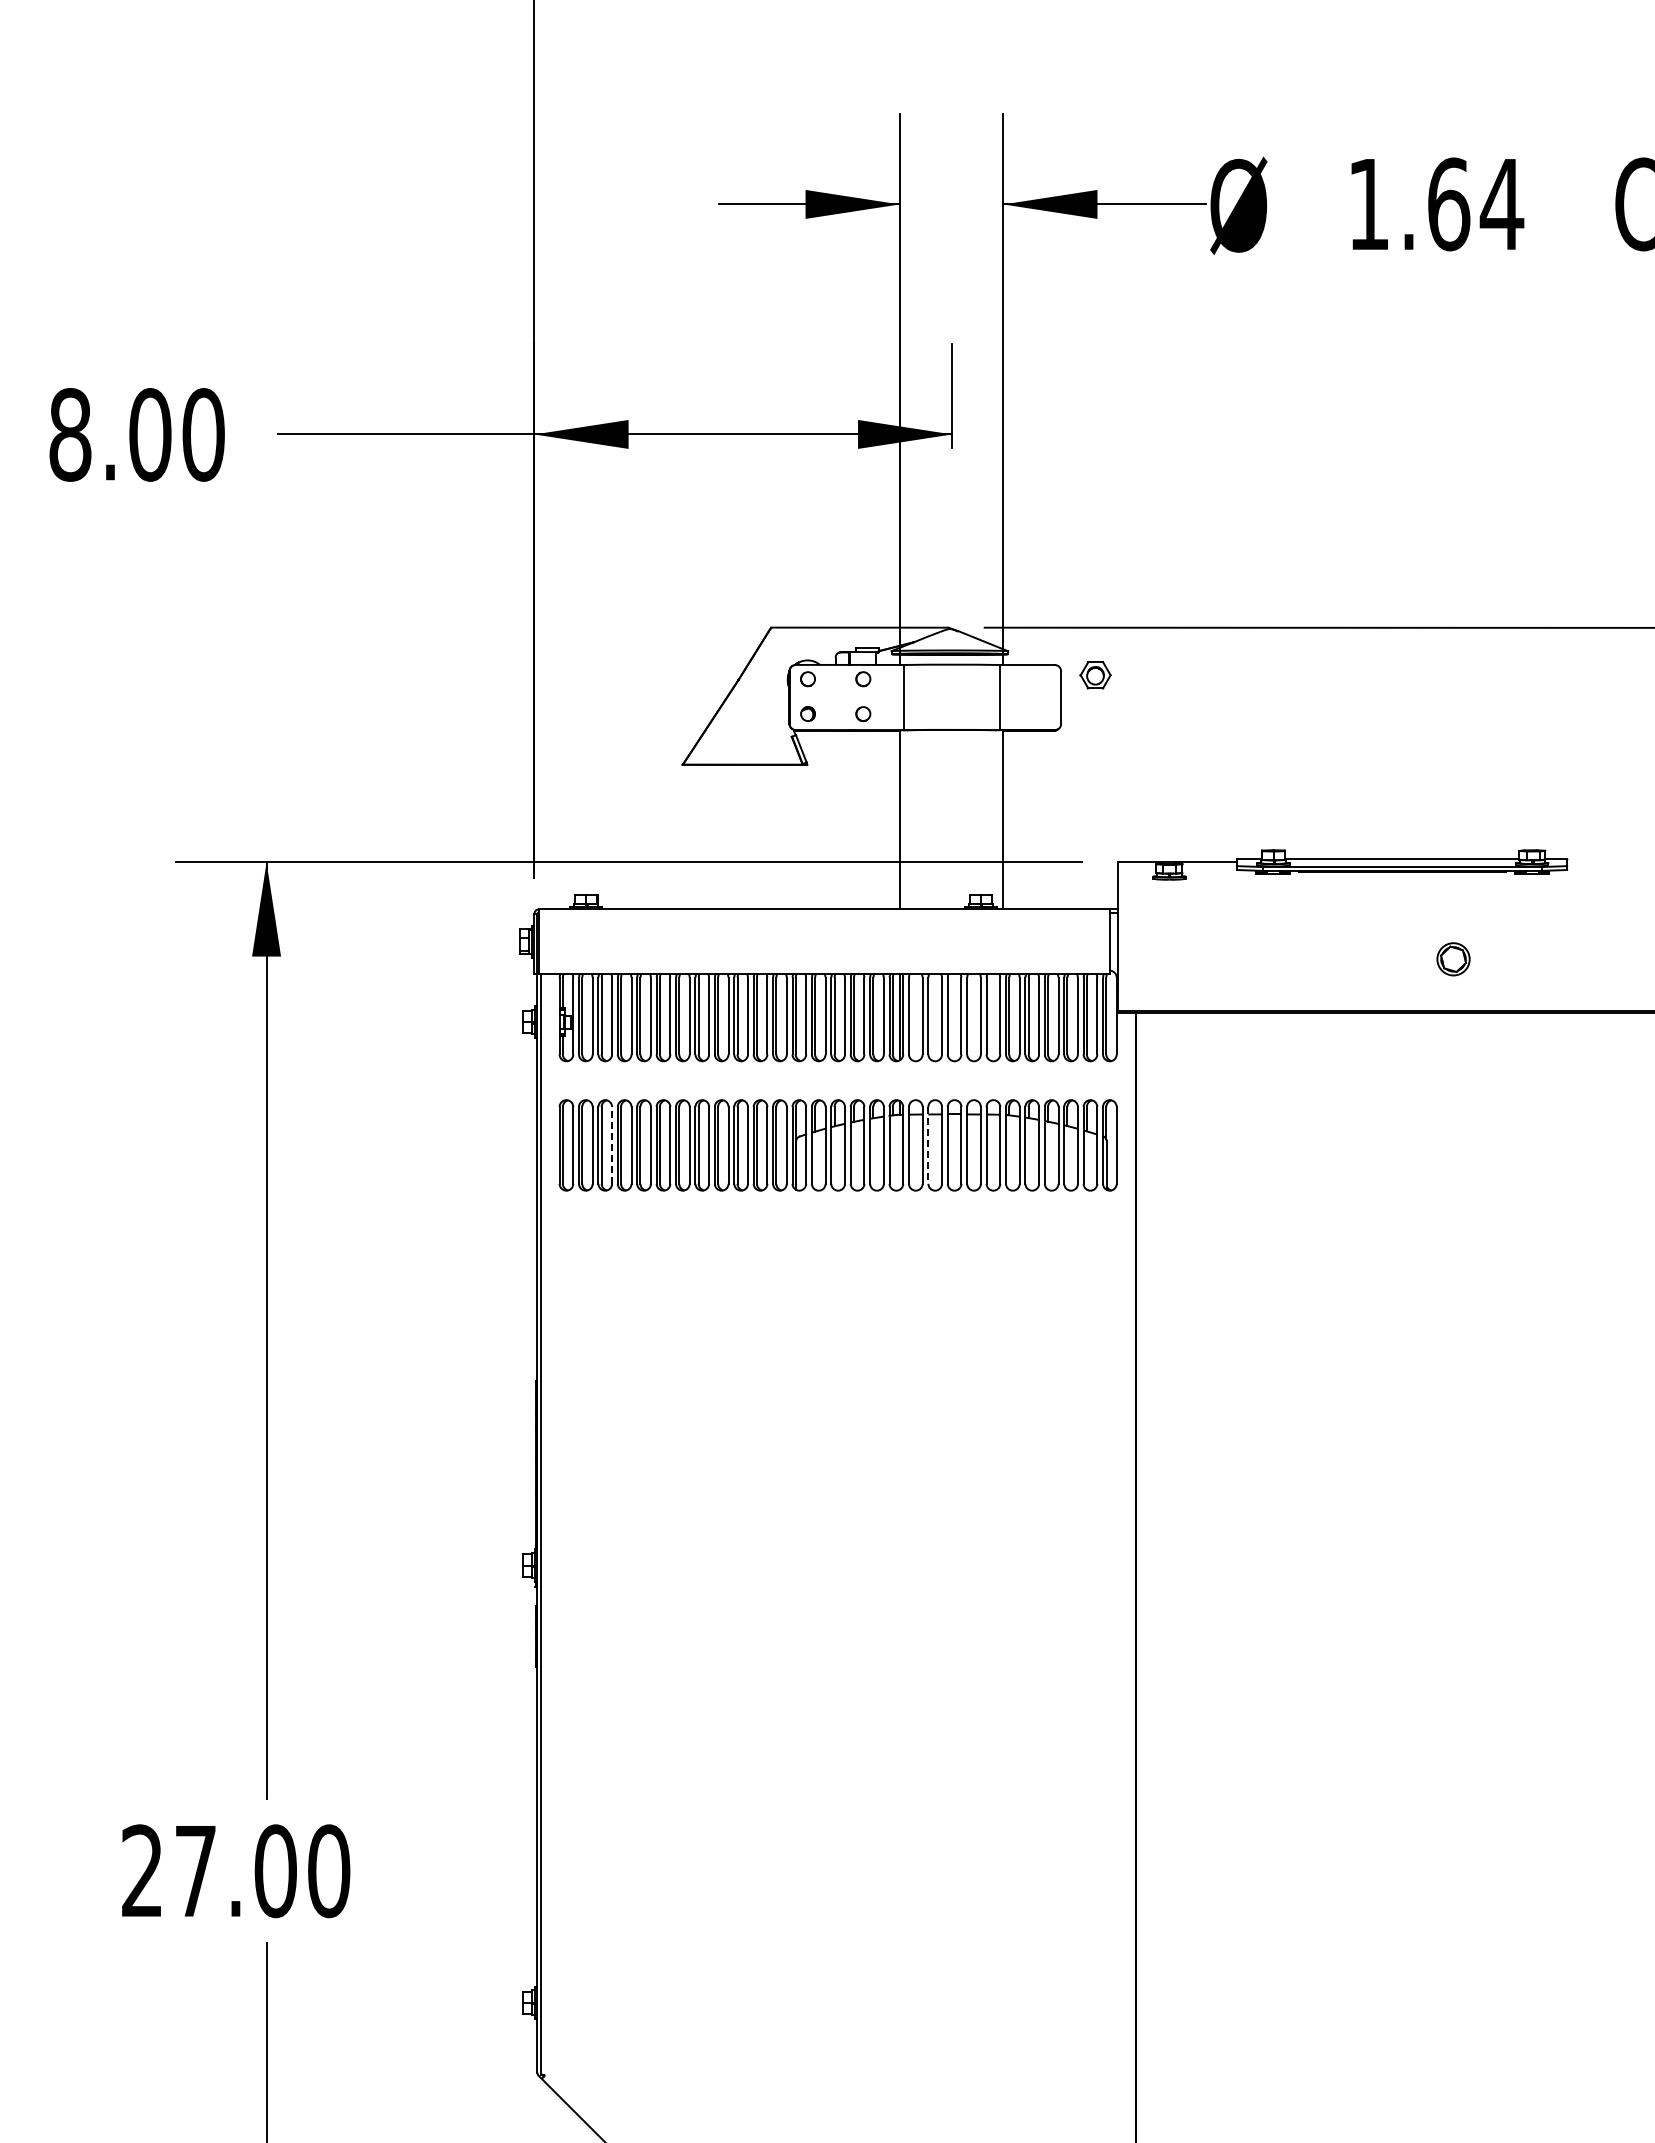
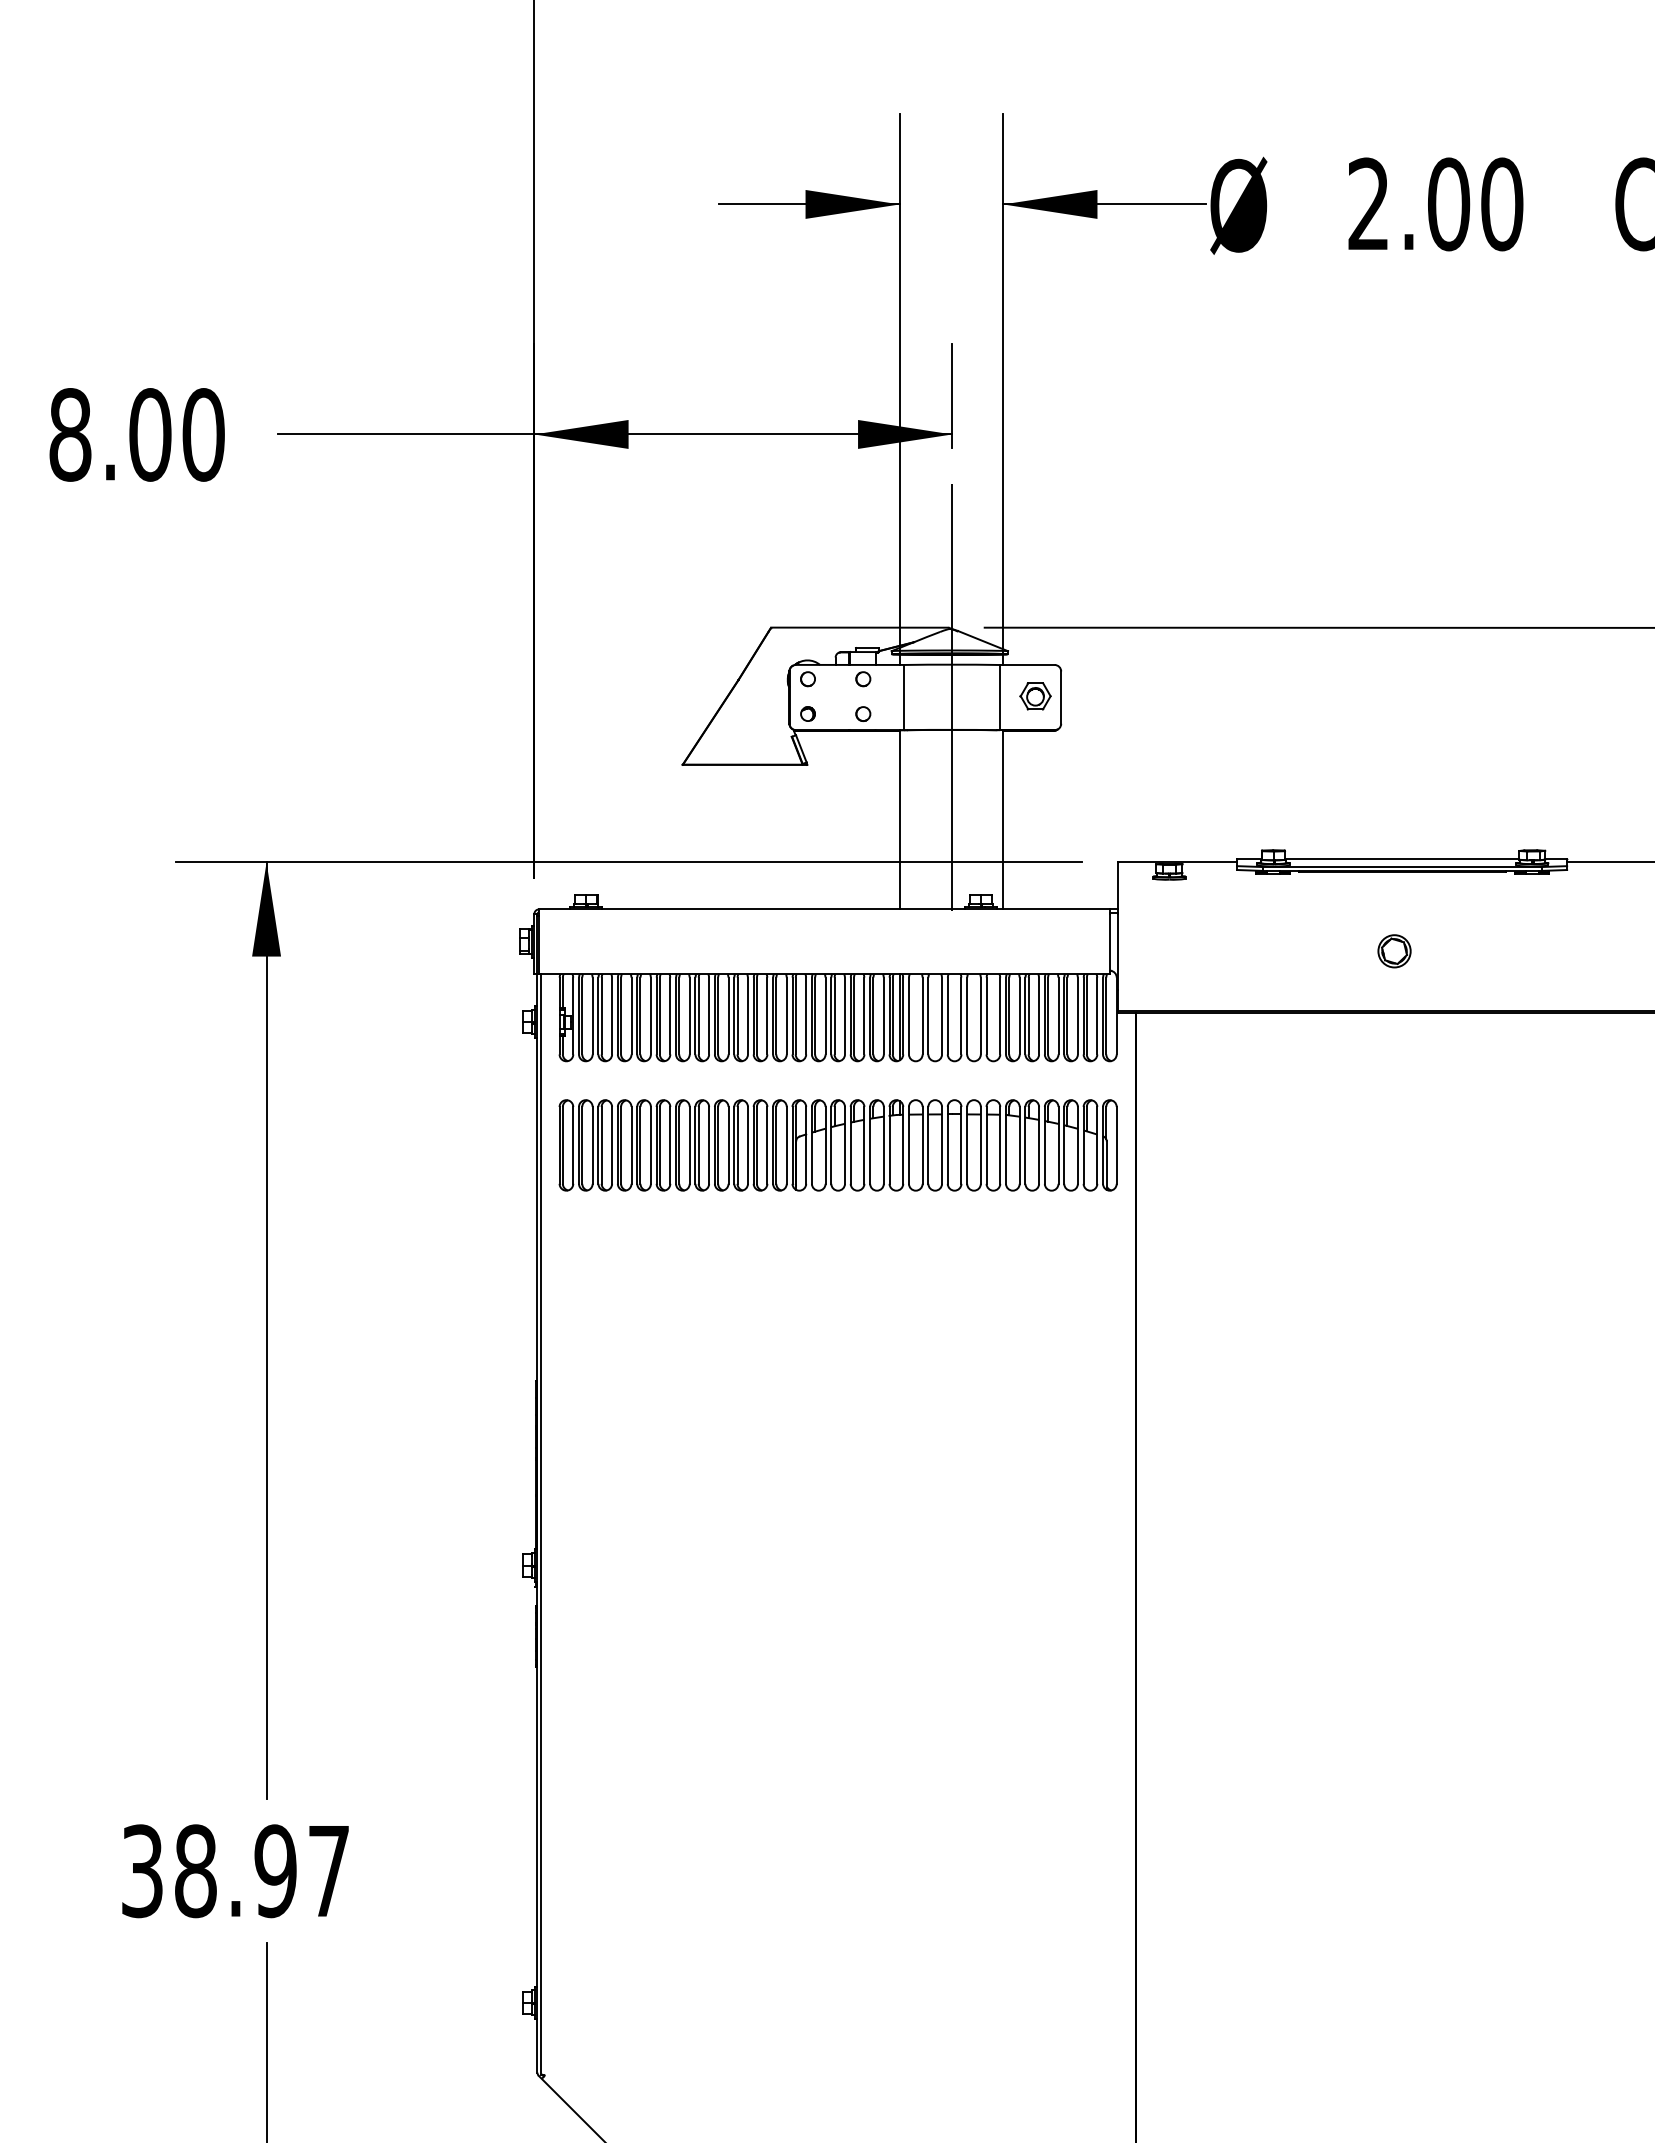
text: 1.64 -> 2.00 (1436, 204)
part position: (1095, 675) -> (1035, 696) (1035, 696)
line: none -> present (952, 697)
line: none -> present (1609, 862)
part position: (1453, 959) -> (1394, 951) (1394, 951)
line: dashed -> solid (612, 1144)
line: dashed -> solid (928, 1145)
text: 27.00 -> 38.97 (236, 1871)
